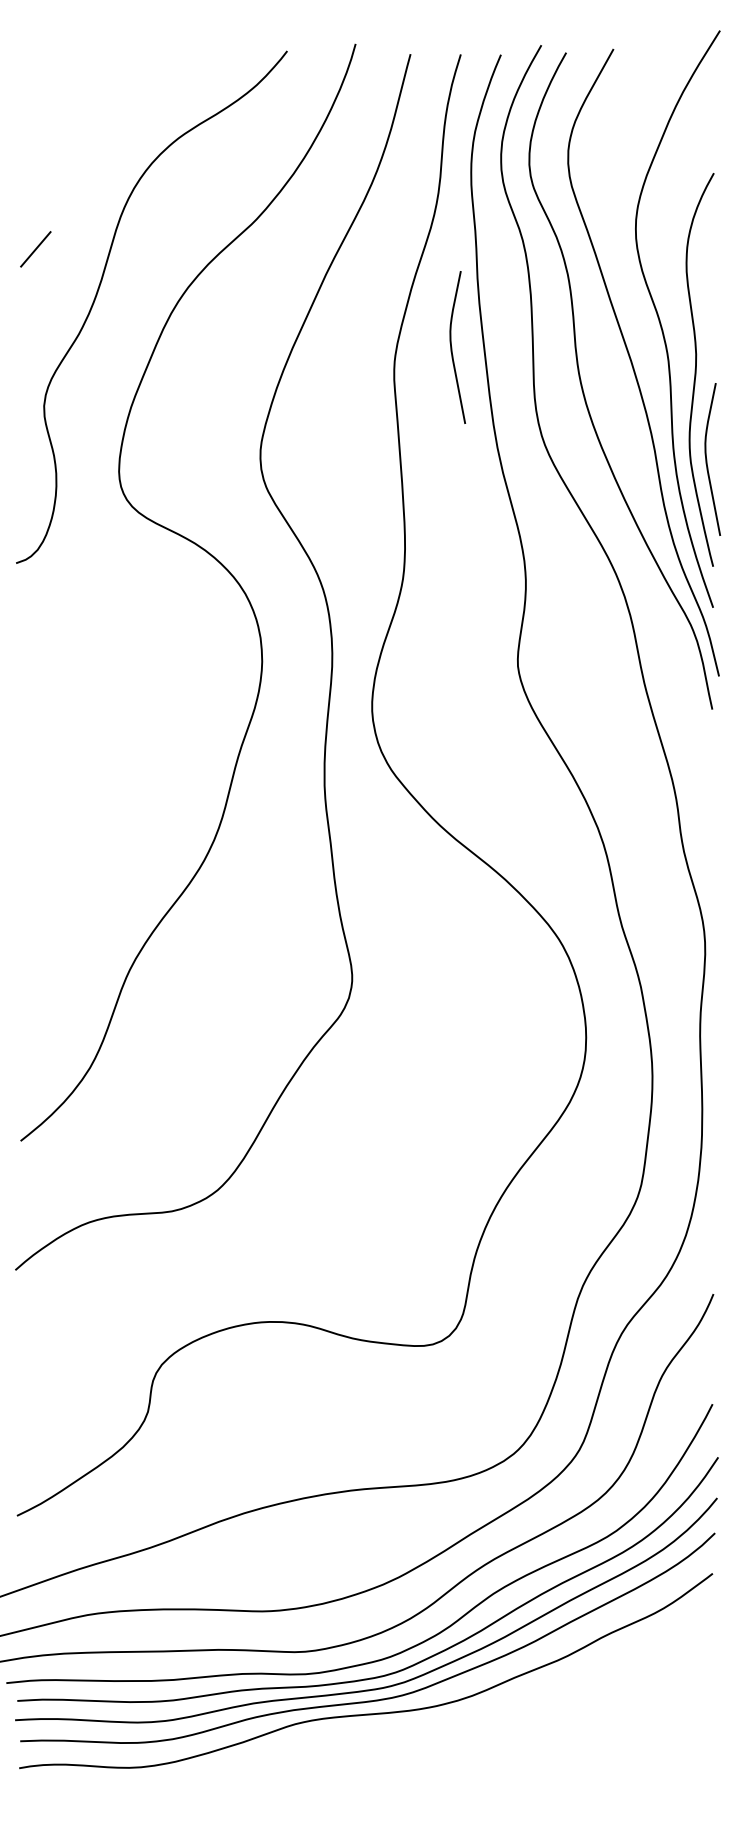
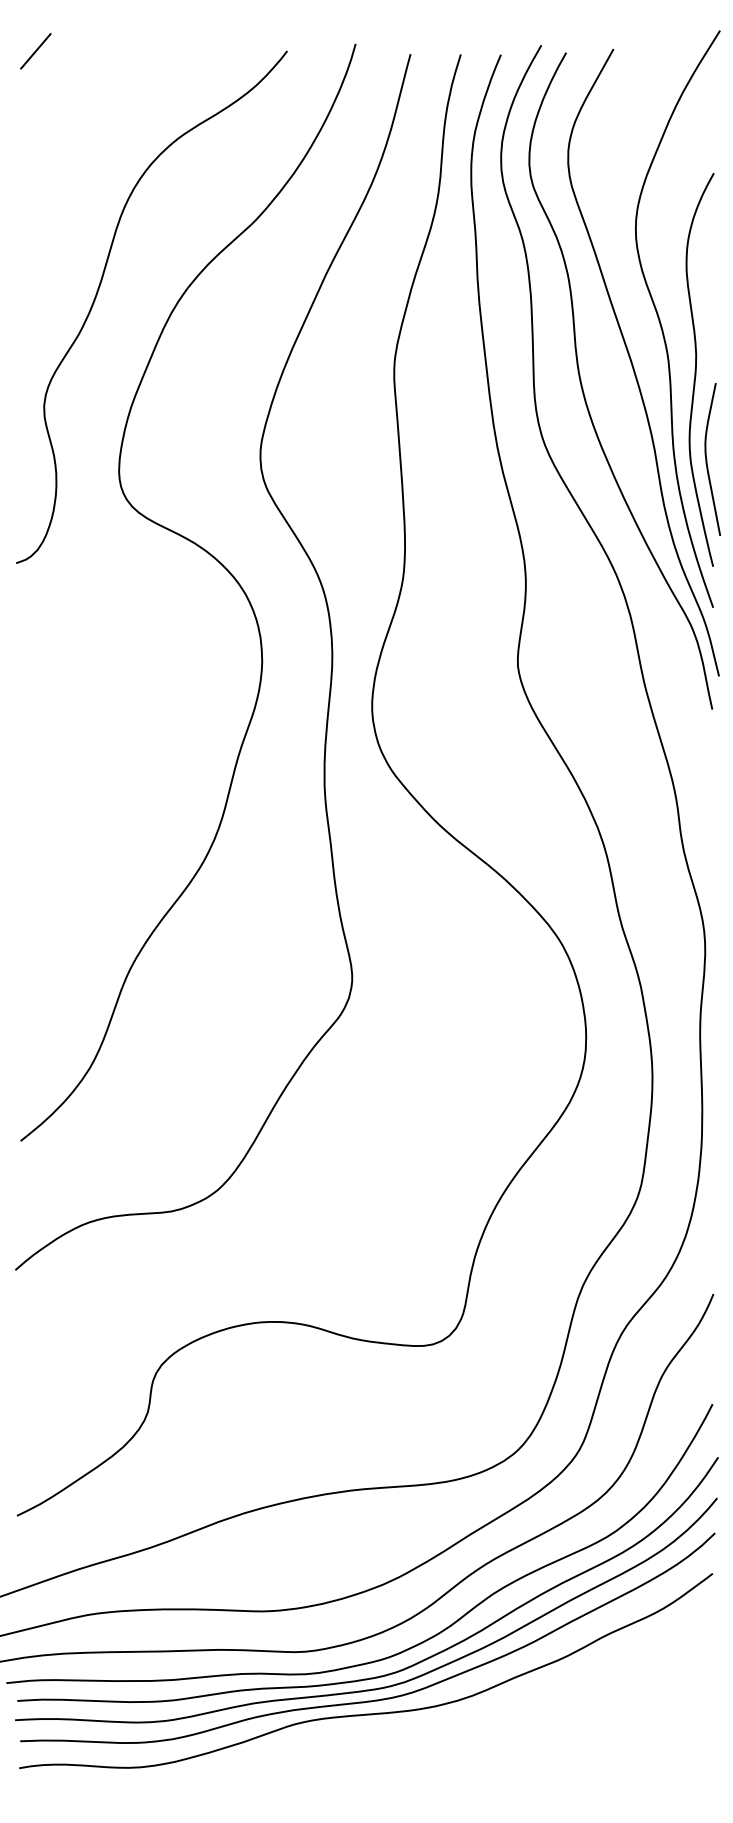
line position: (35, 249) -> (35, 51) (35, 51)
curve: present -> none (452, 347)
